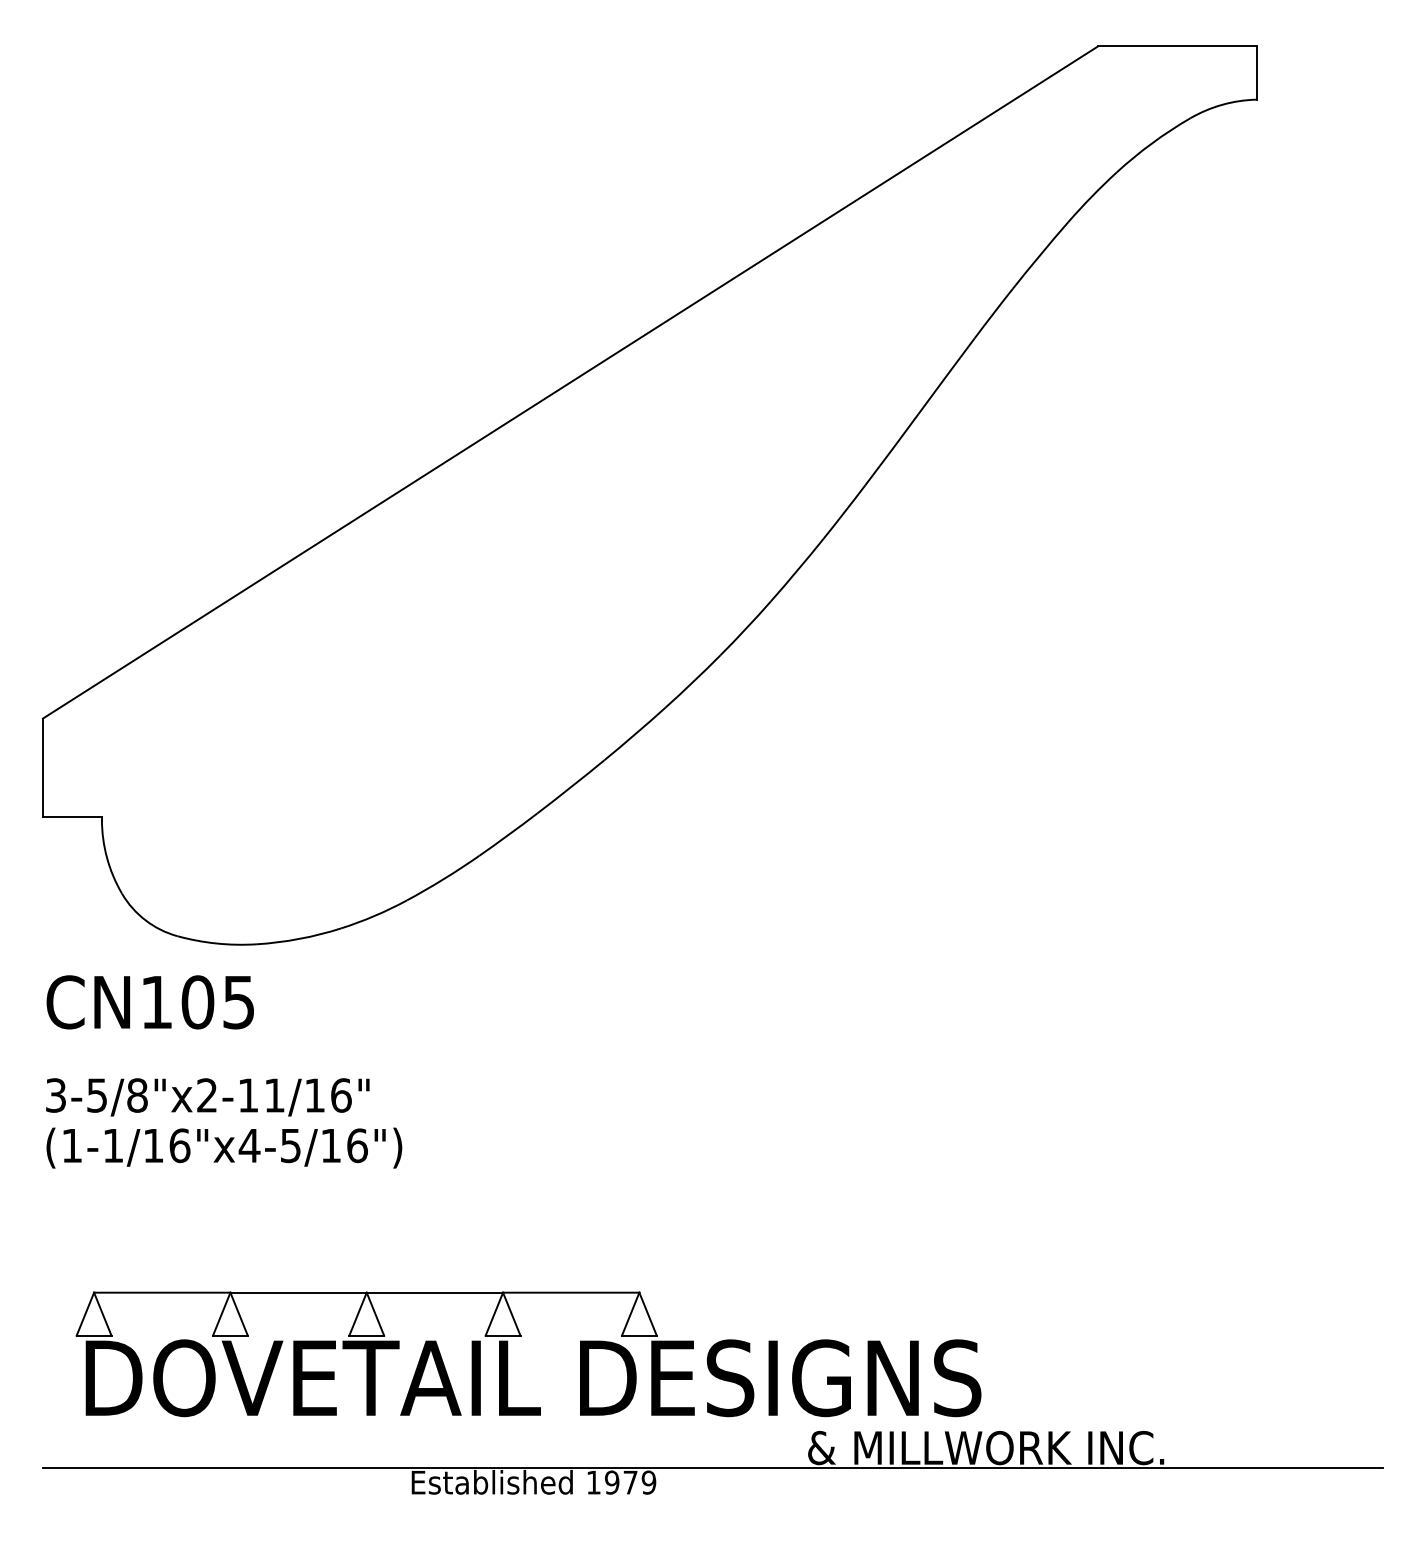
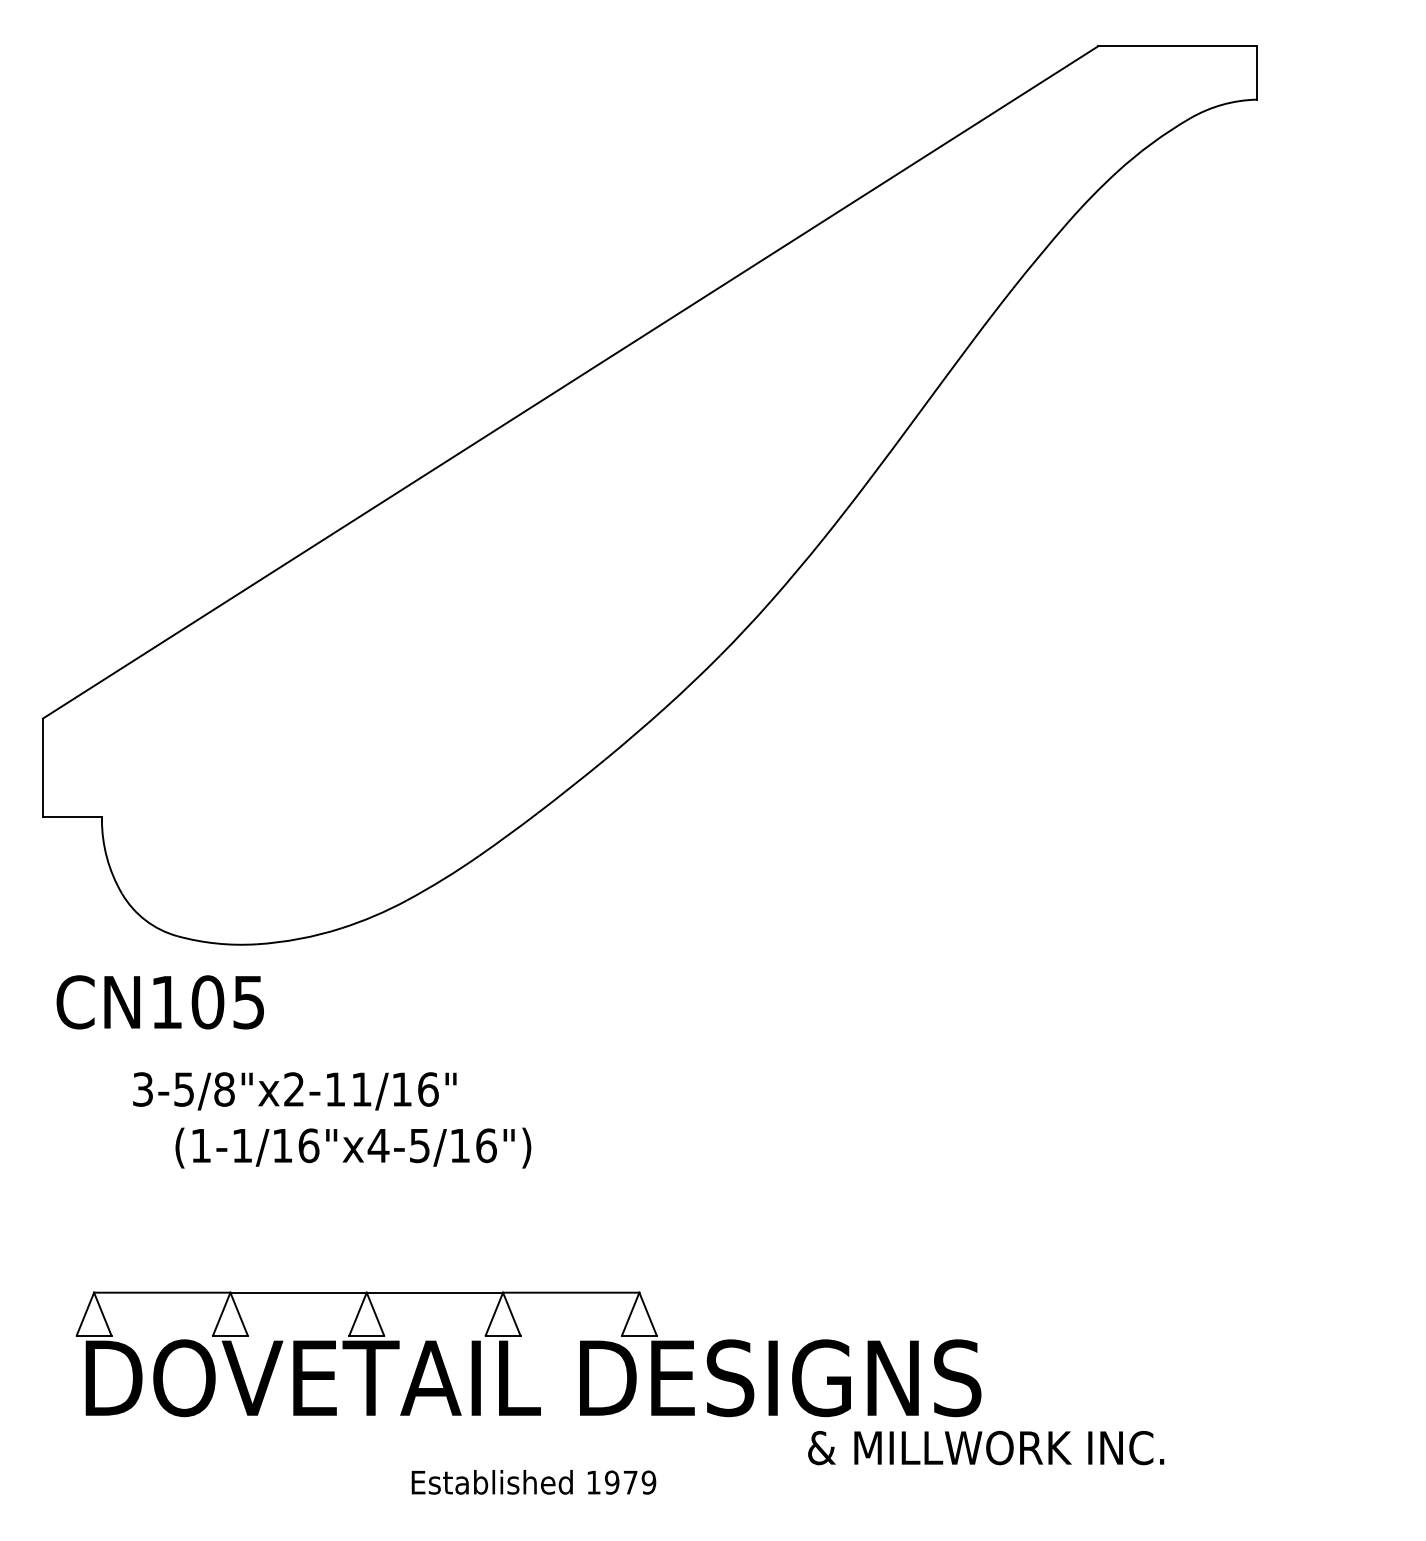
text position: (149, 1002) -> (159, 1002) (159, 1002)
text position: (207, 1097) -> (294, 1091) (294, 1091)
text position: (224, 1147) -> (353, 1147) (353, 1147)
line: present -> none (712, 1467)
